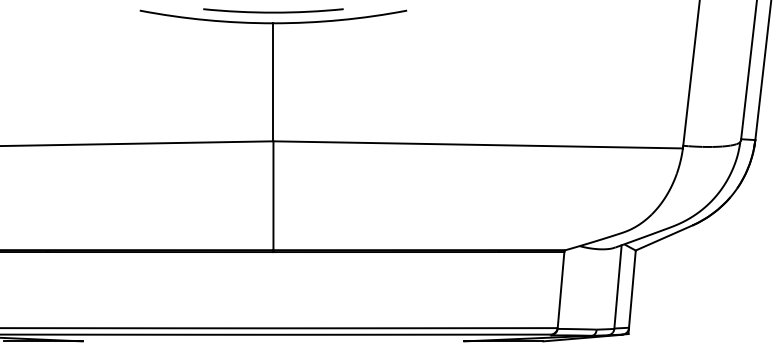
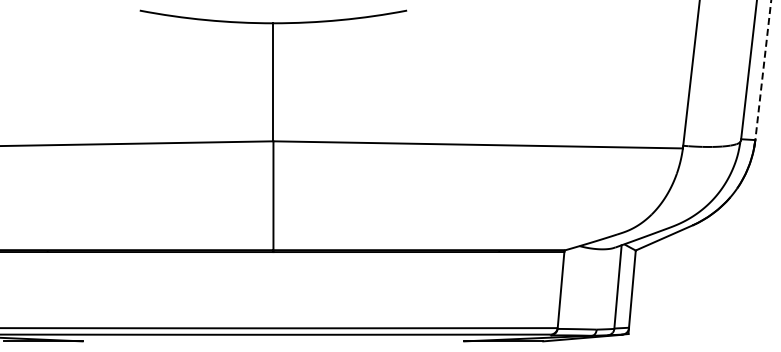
arc: present -> none (273, 11)
line: solid -> dashed (763, 70)
